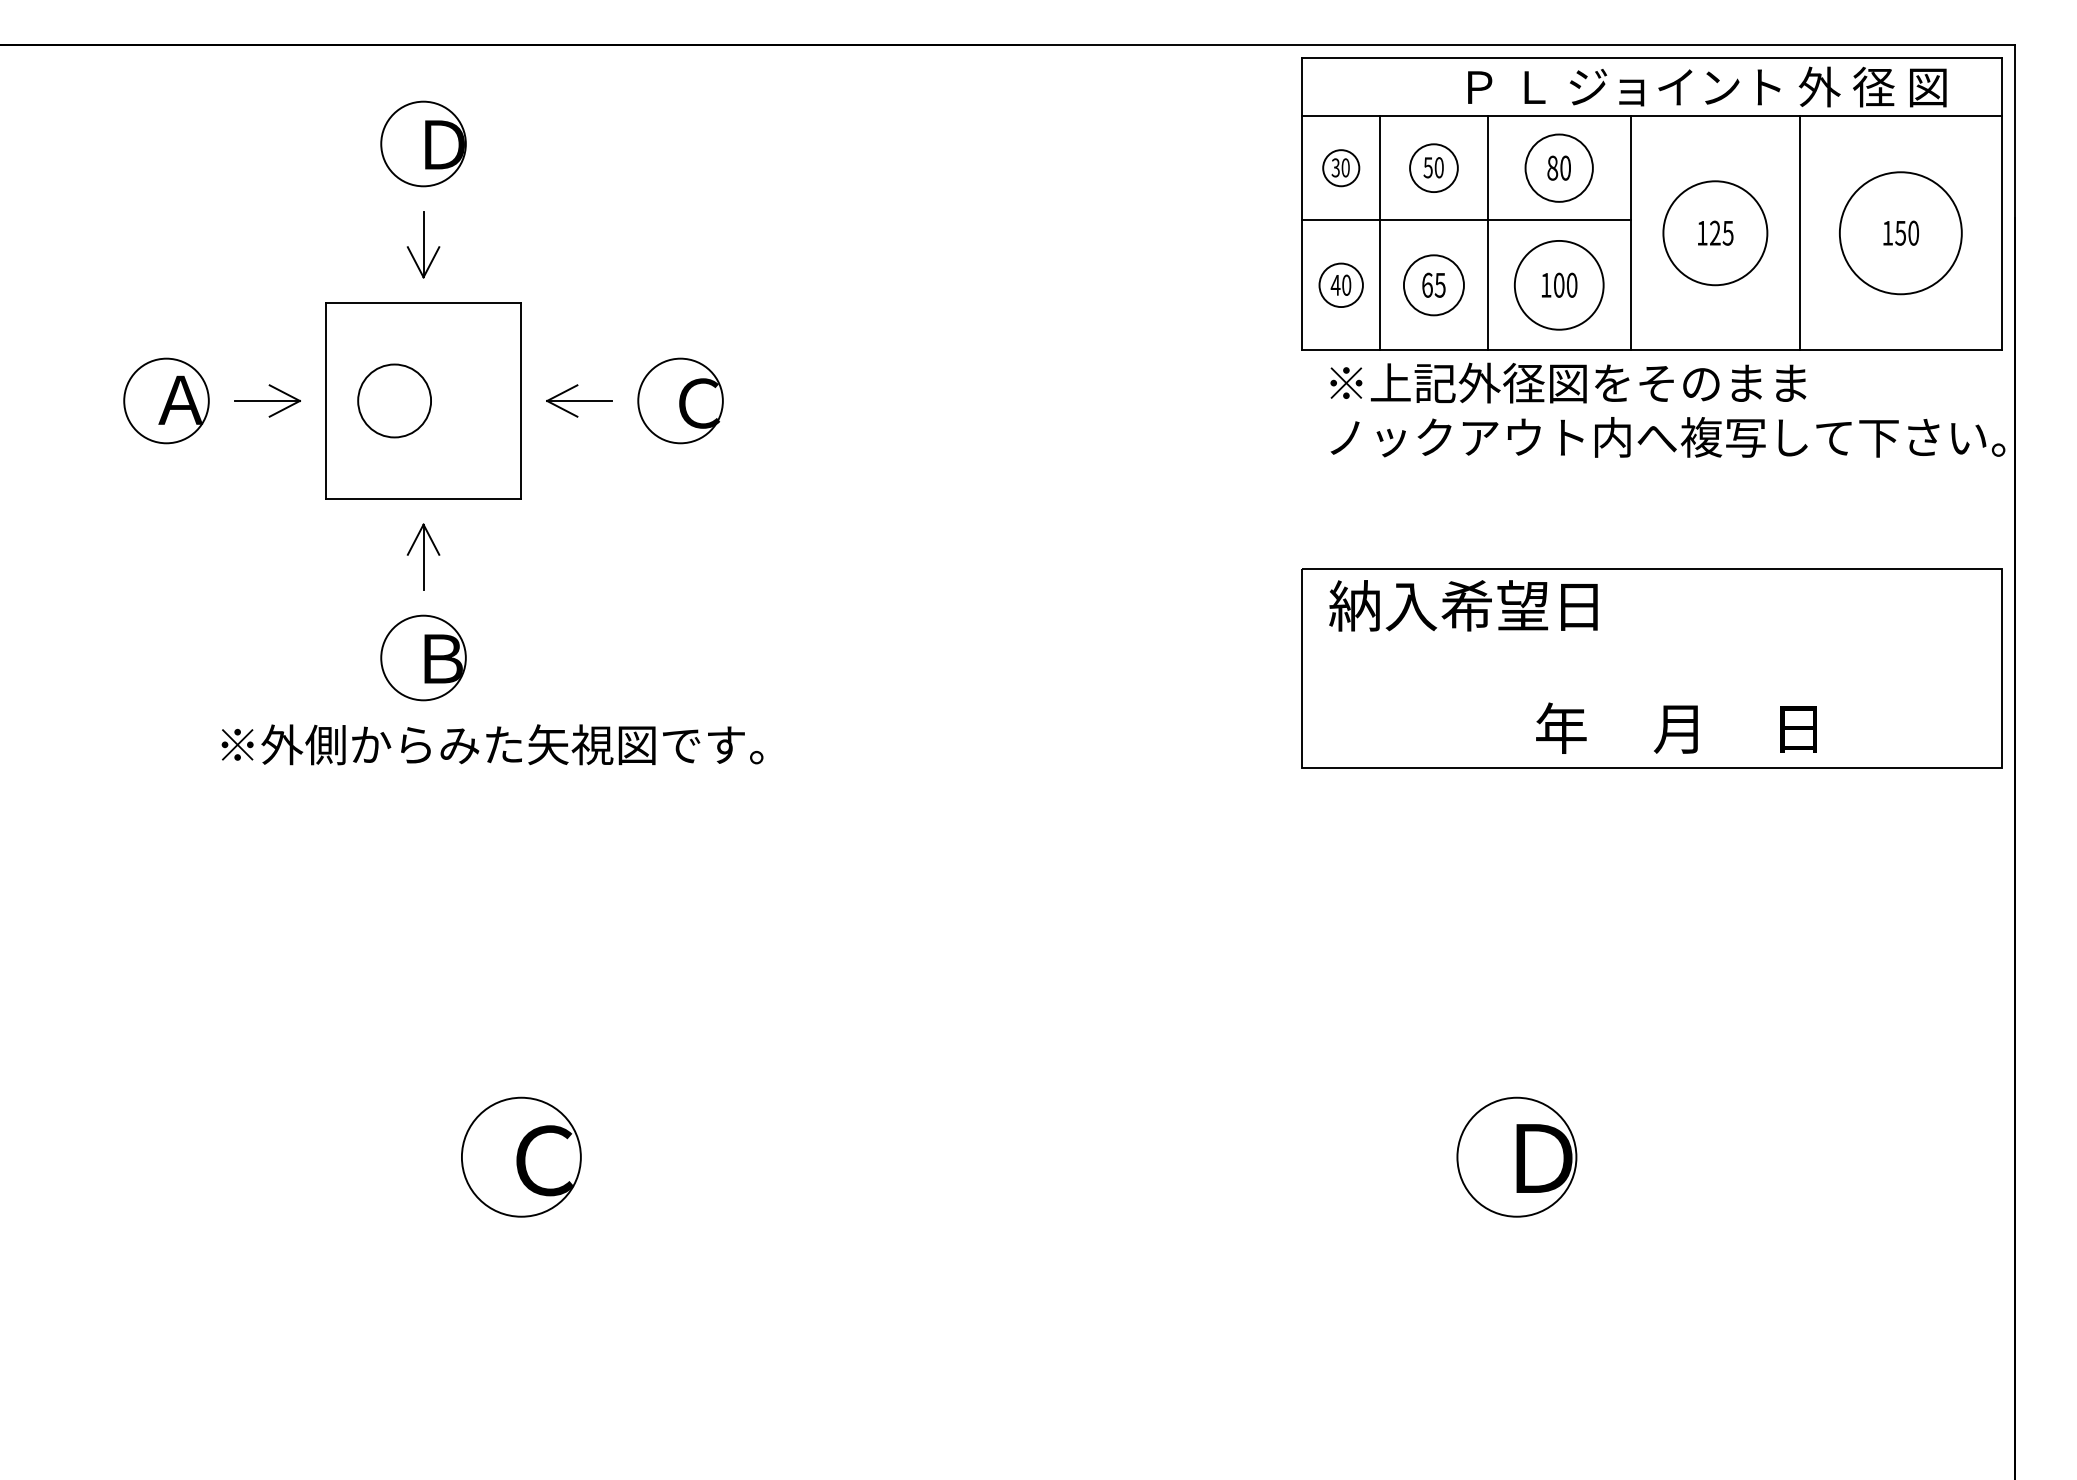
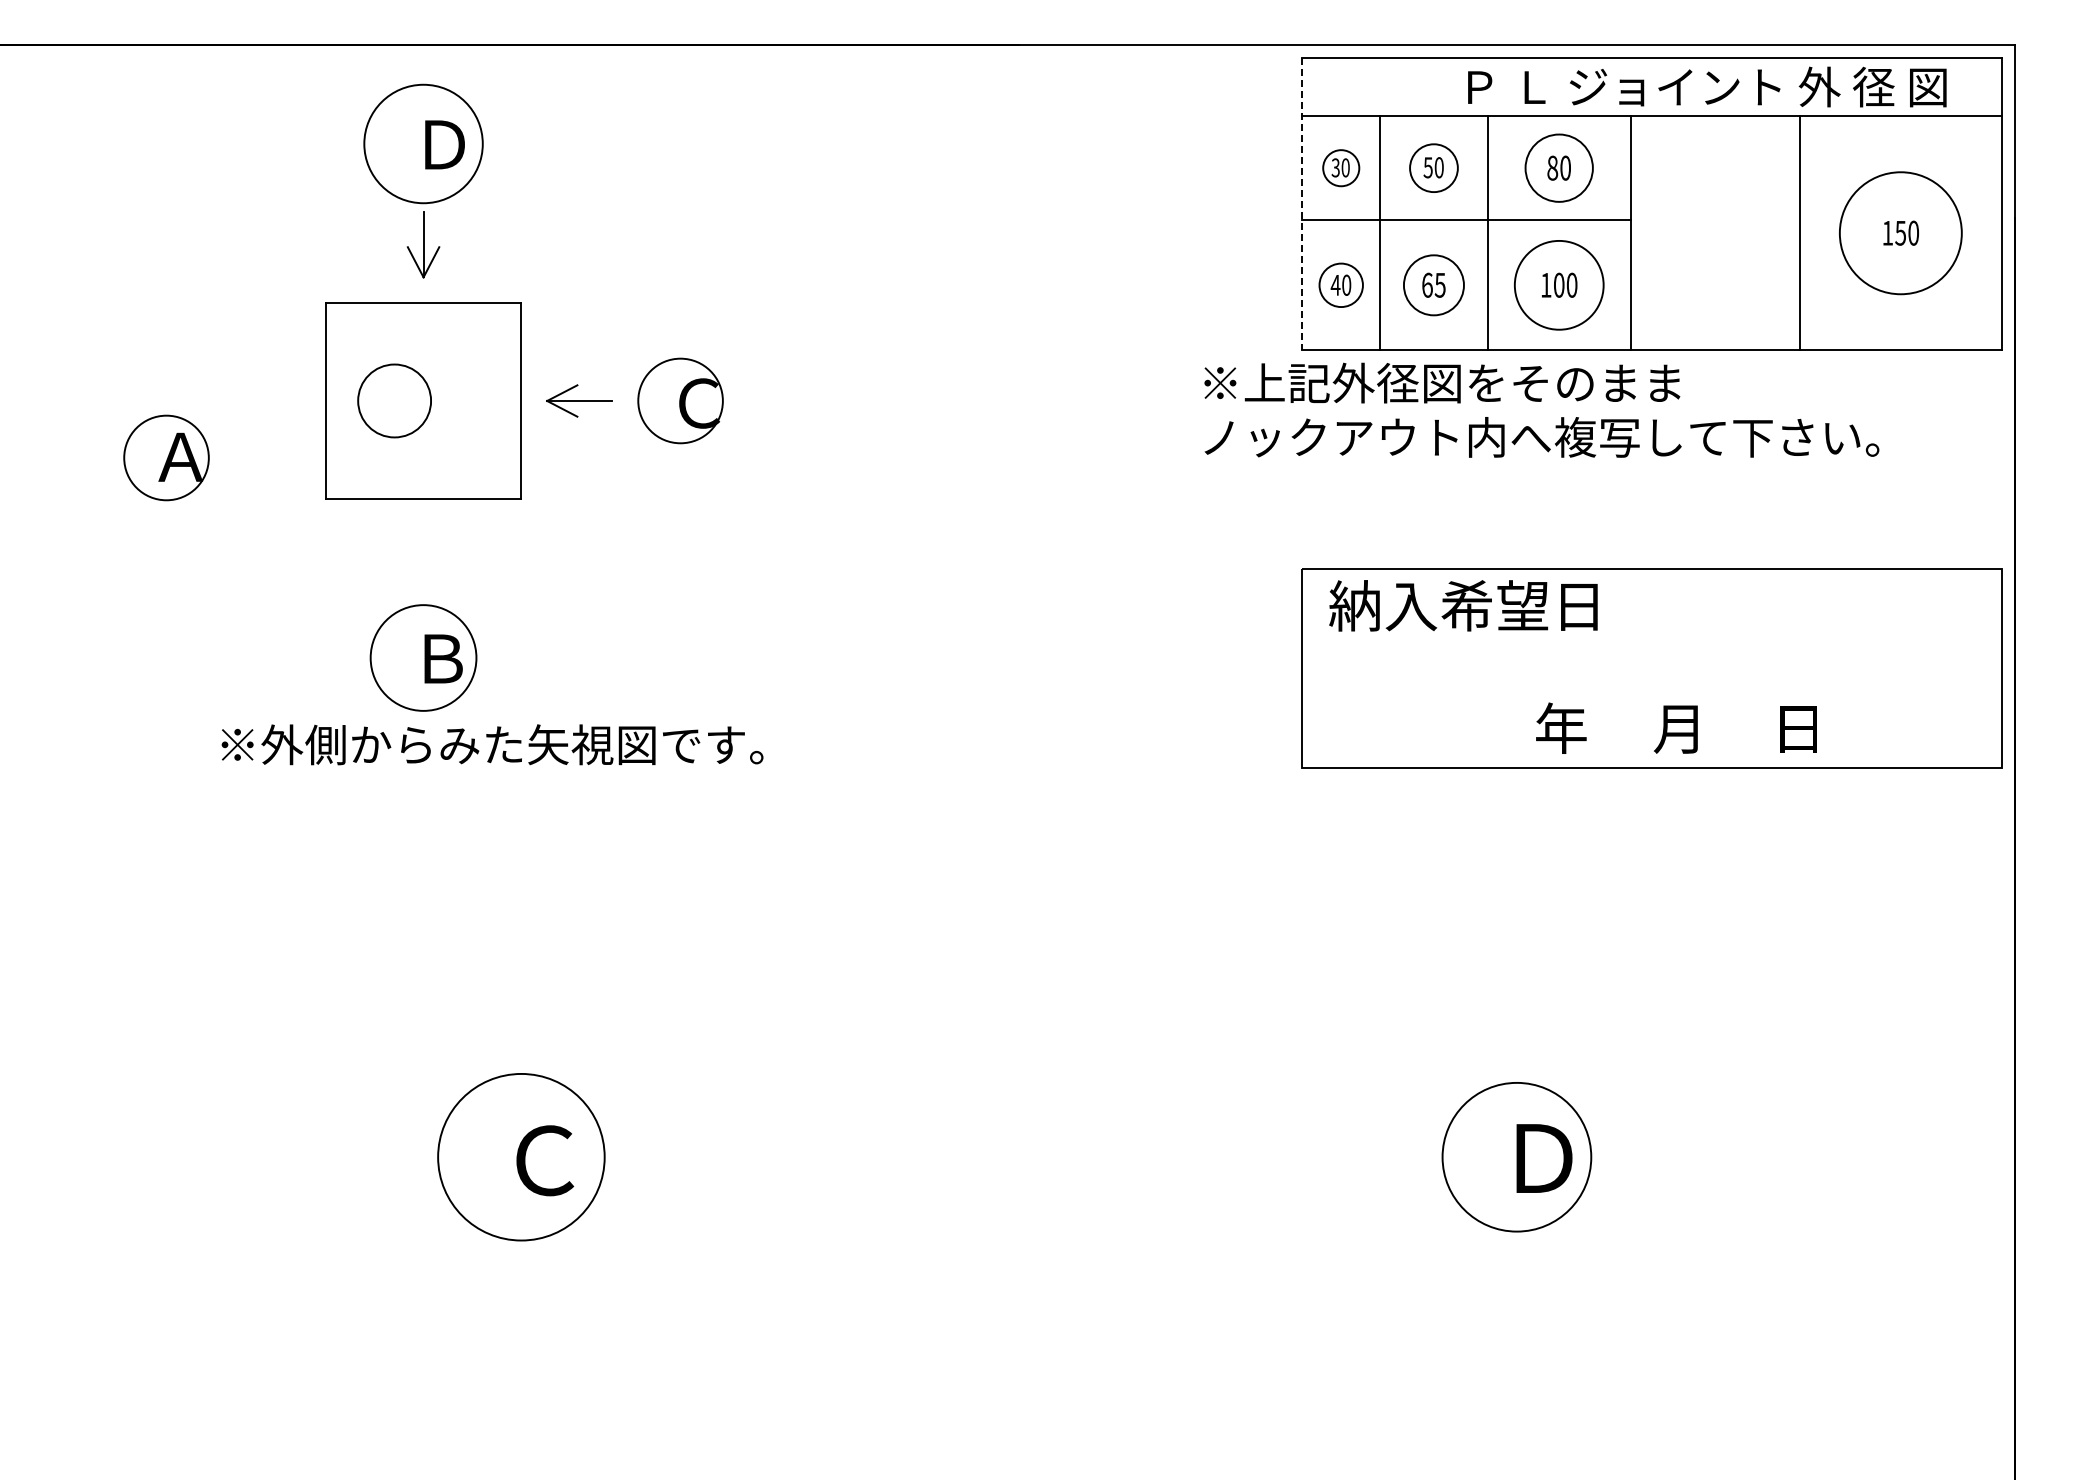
circle diameter: 85 px -> 118 px (423, 143)
line: solid -> dashed (1302, 204)
part: present -> none (1715, 233)
part position: (166, 400) -> (166, 457) (166, 457)
part: present -> none (267, 400)
text position: (1667, 409) -> (1541, 409) (1541, 409)
part: present -> none (423, 556)
circle diameter: 85 px -> 106 px (423, 657)
circle diameter: 119 px -> 167 px (521, 1156)
circle diameter: 119 px -> 149 px (1516, 1156)
